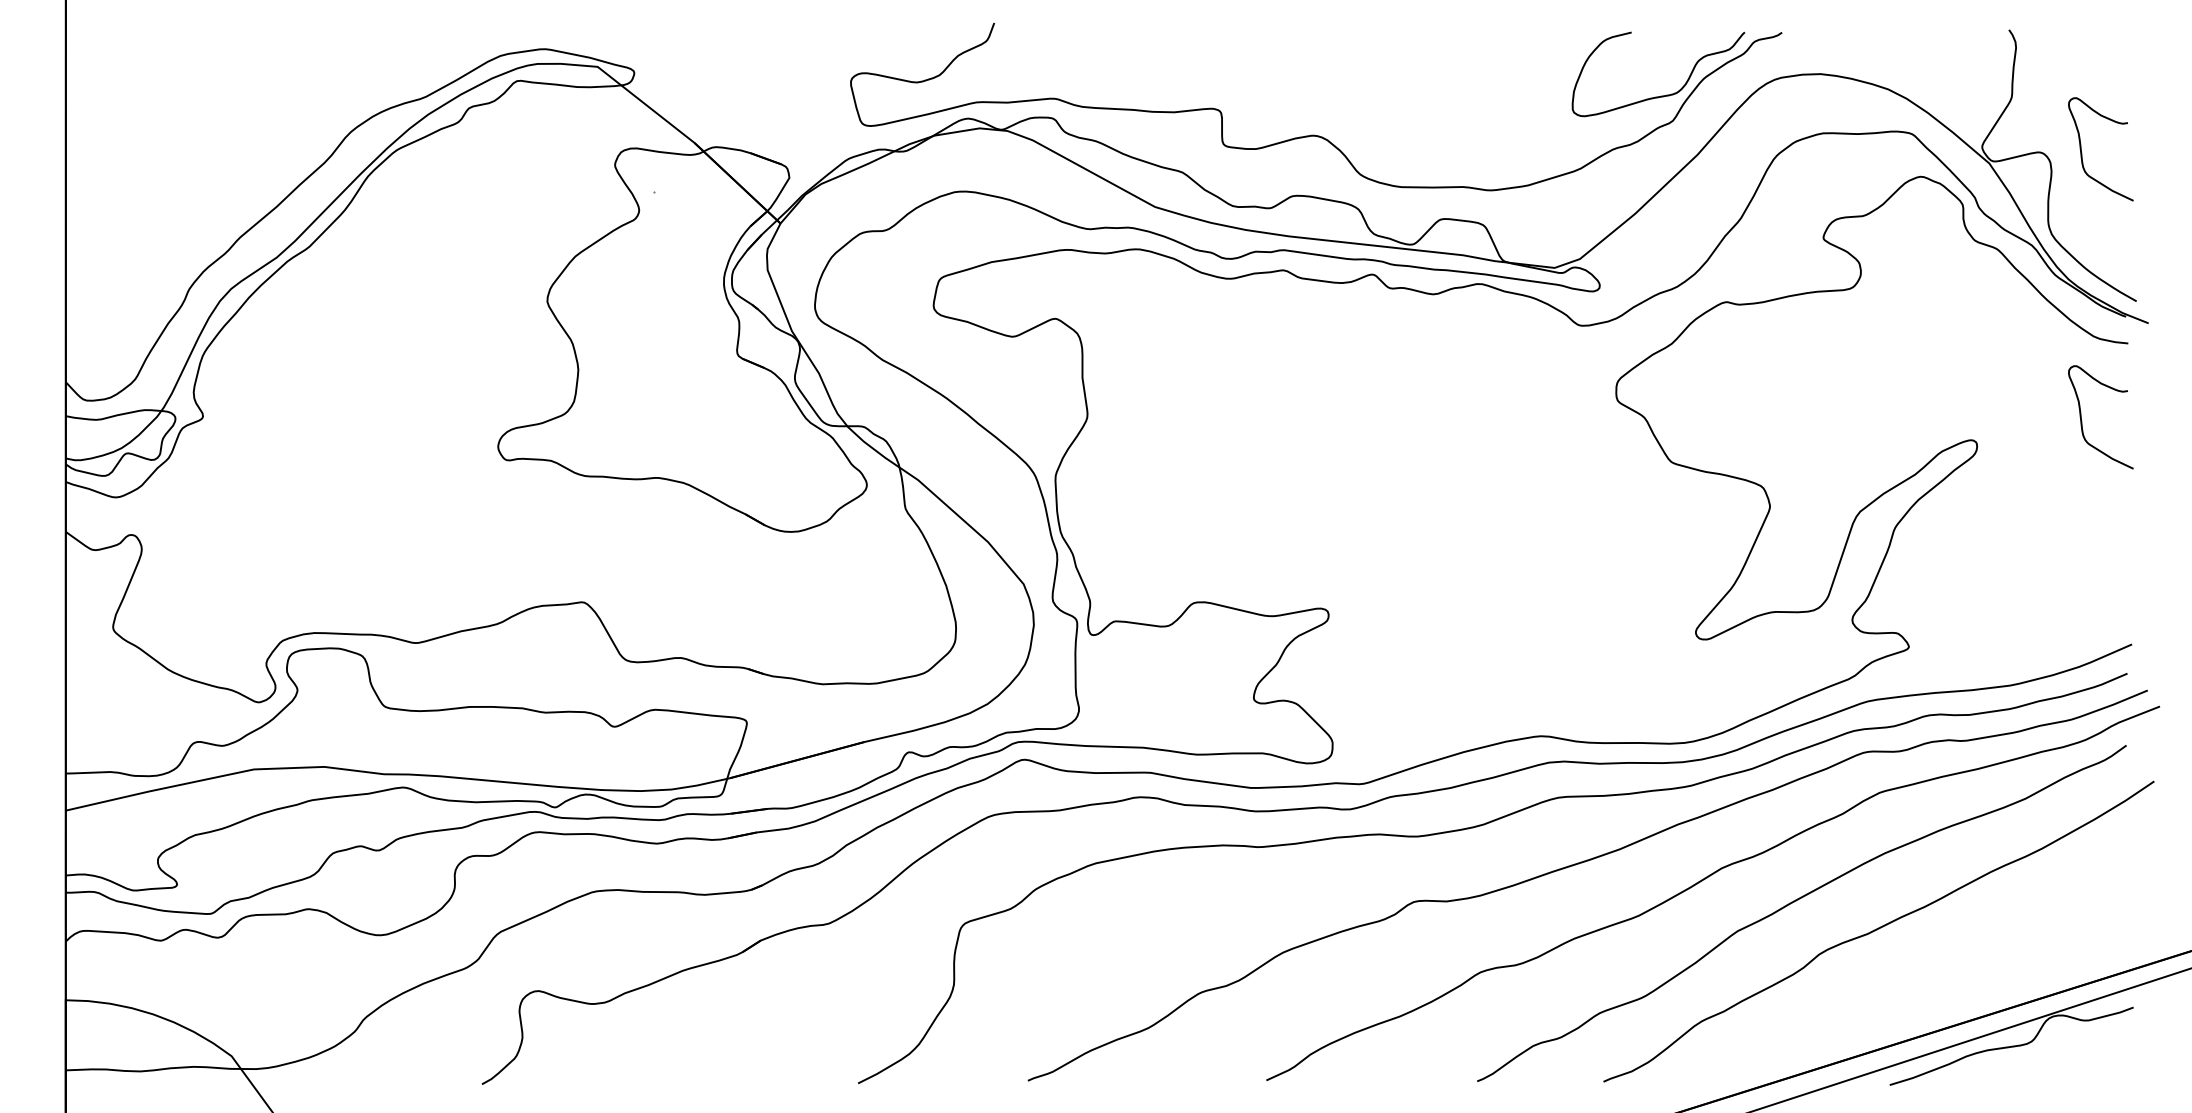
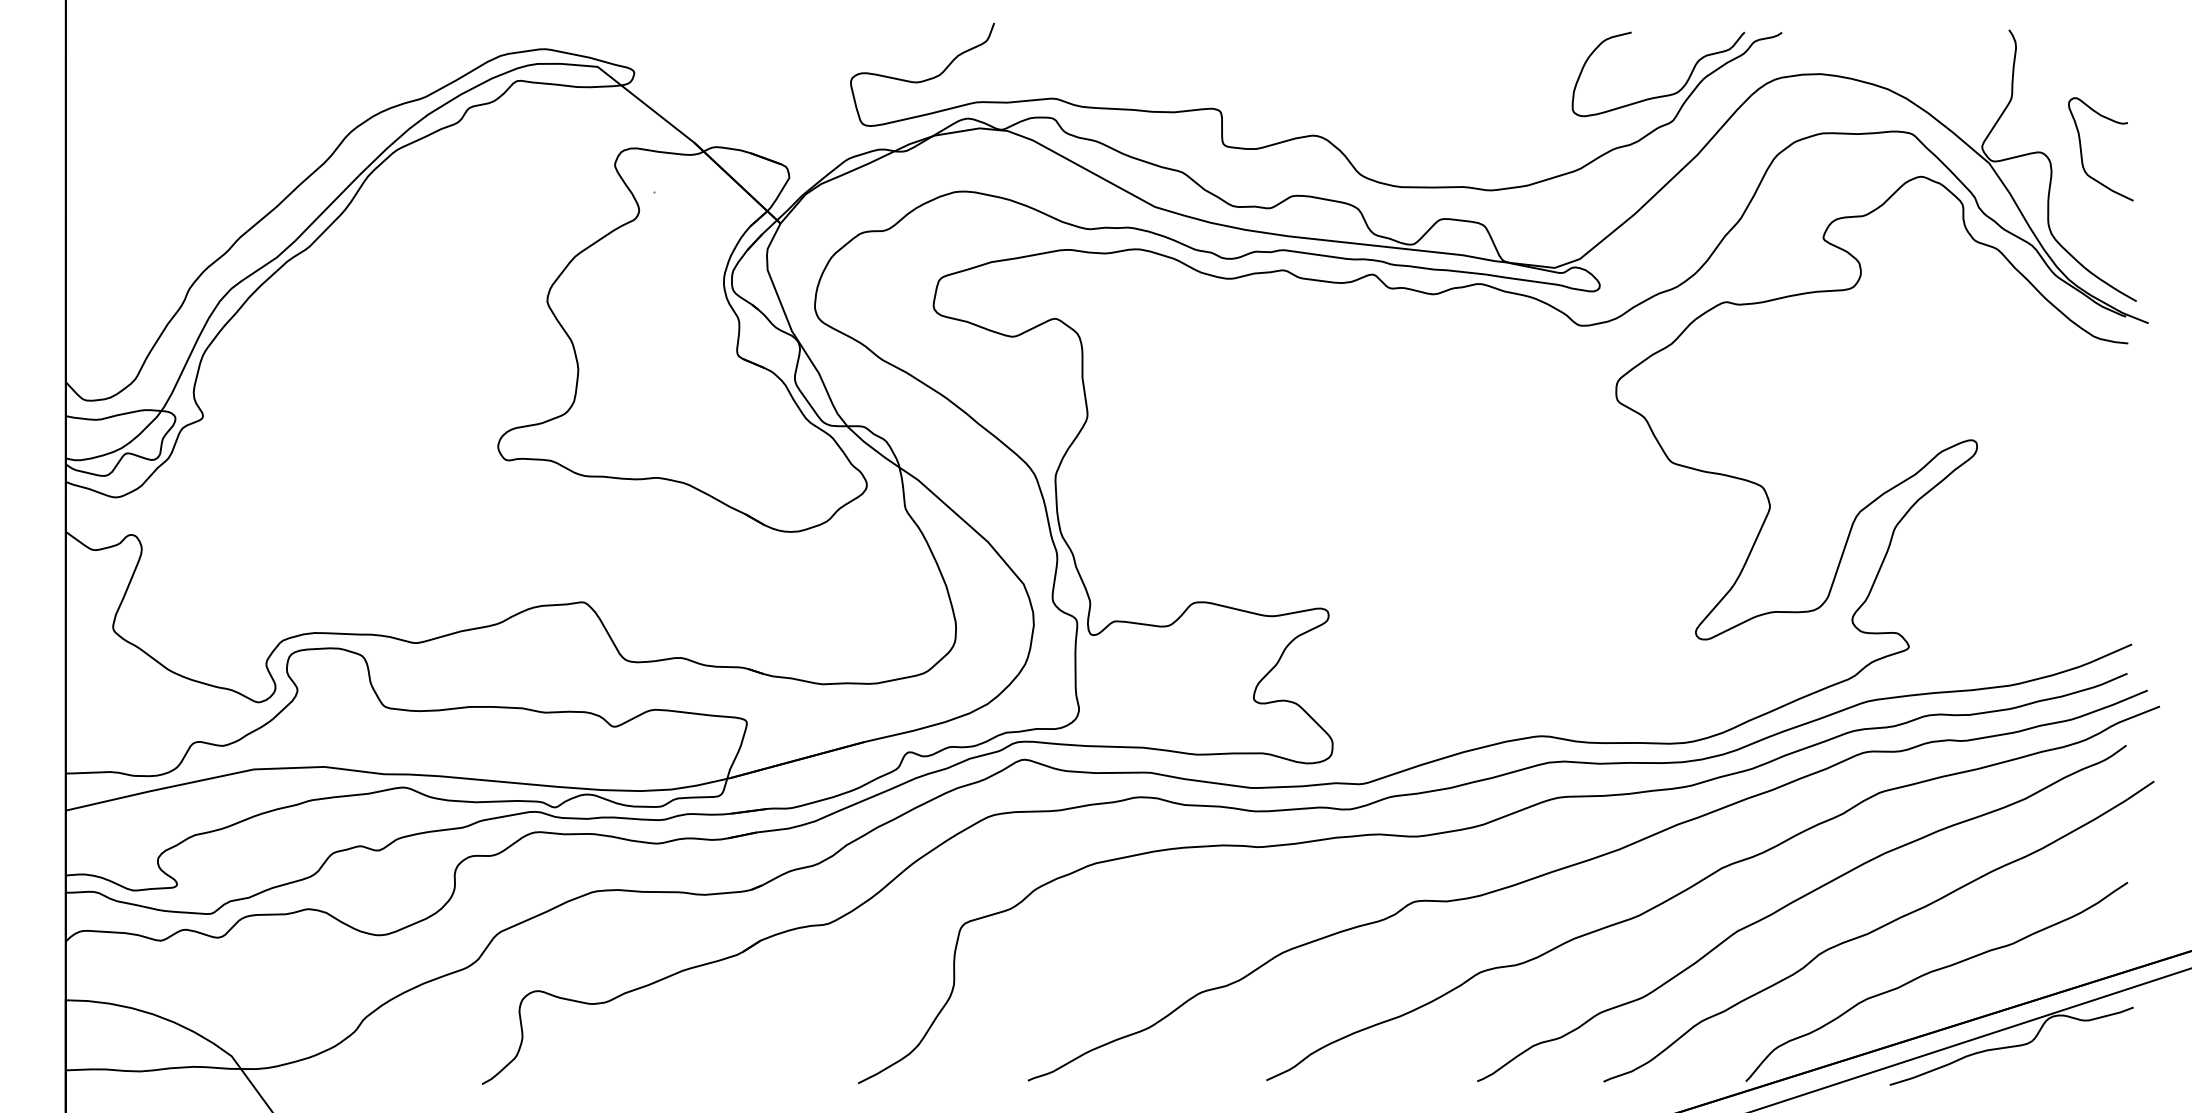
curve: present -> none (2082, 421)
curve: none -> present (1933, 972)
